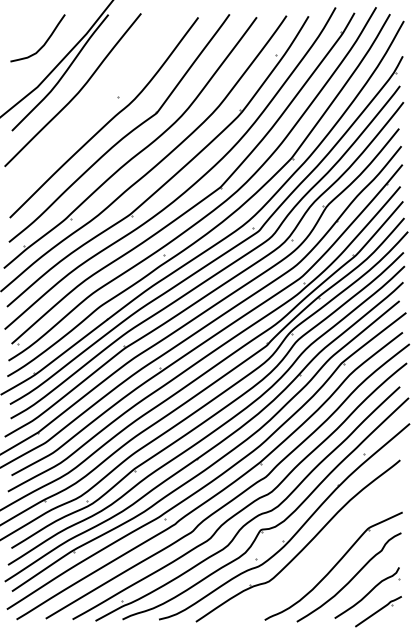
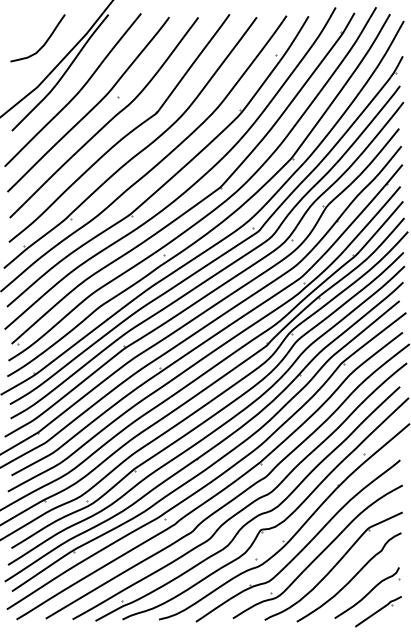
curve: none -> present (92, 107)
part: none -> present (317, 551)
